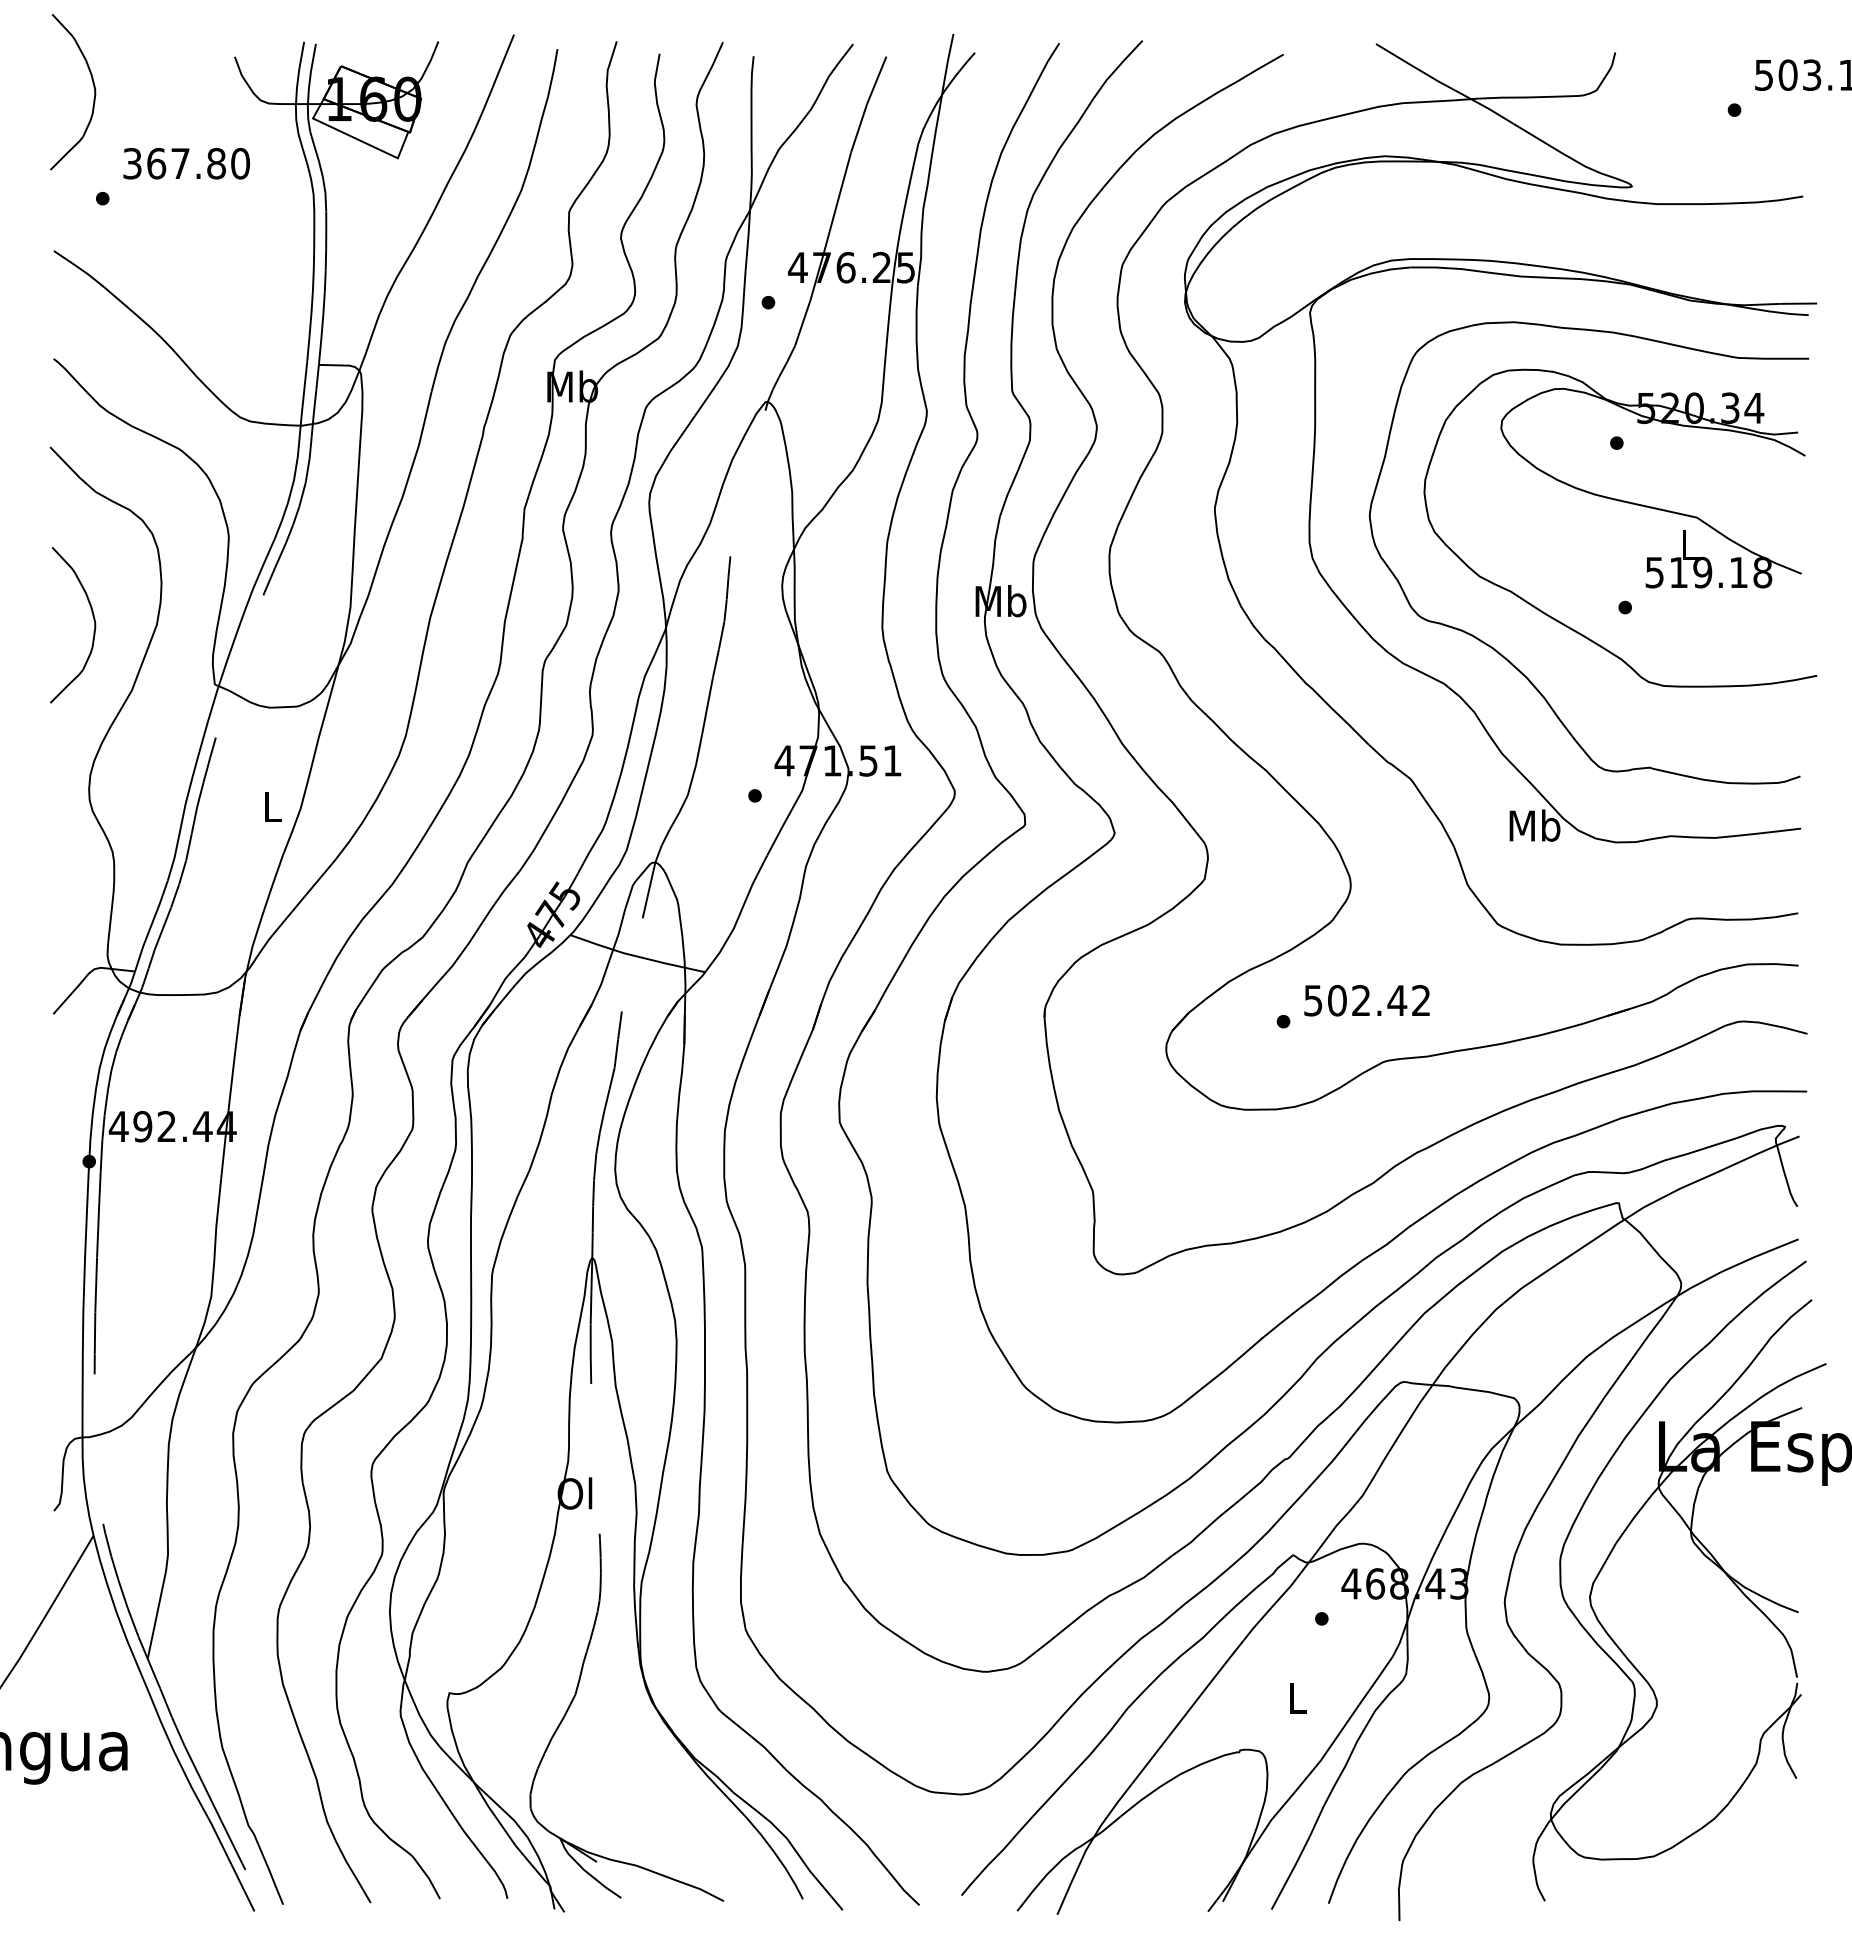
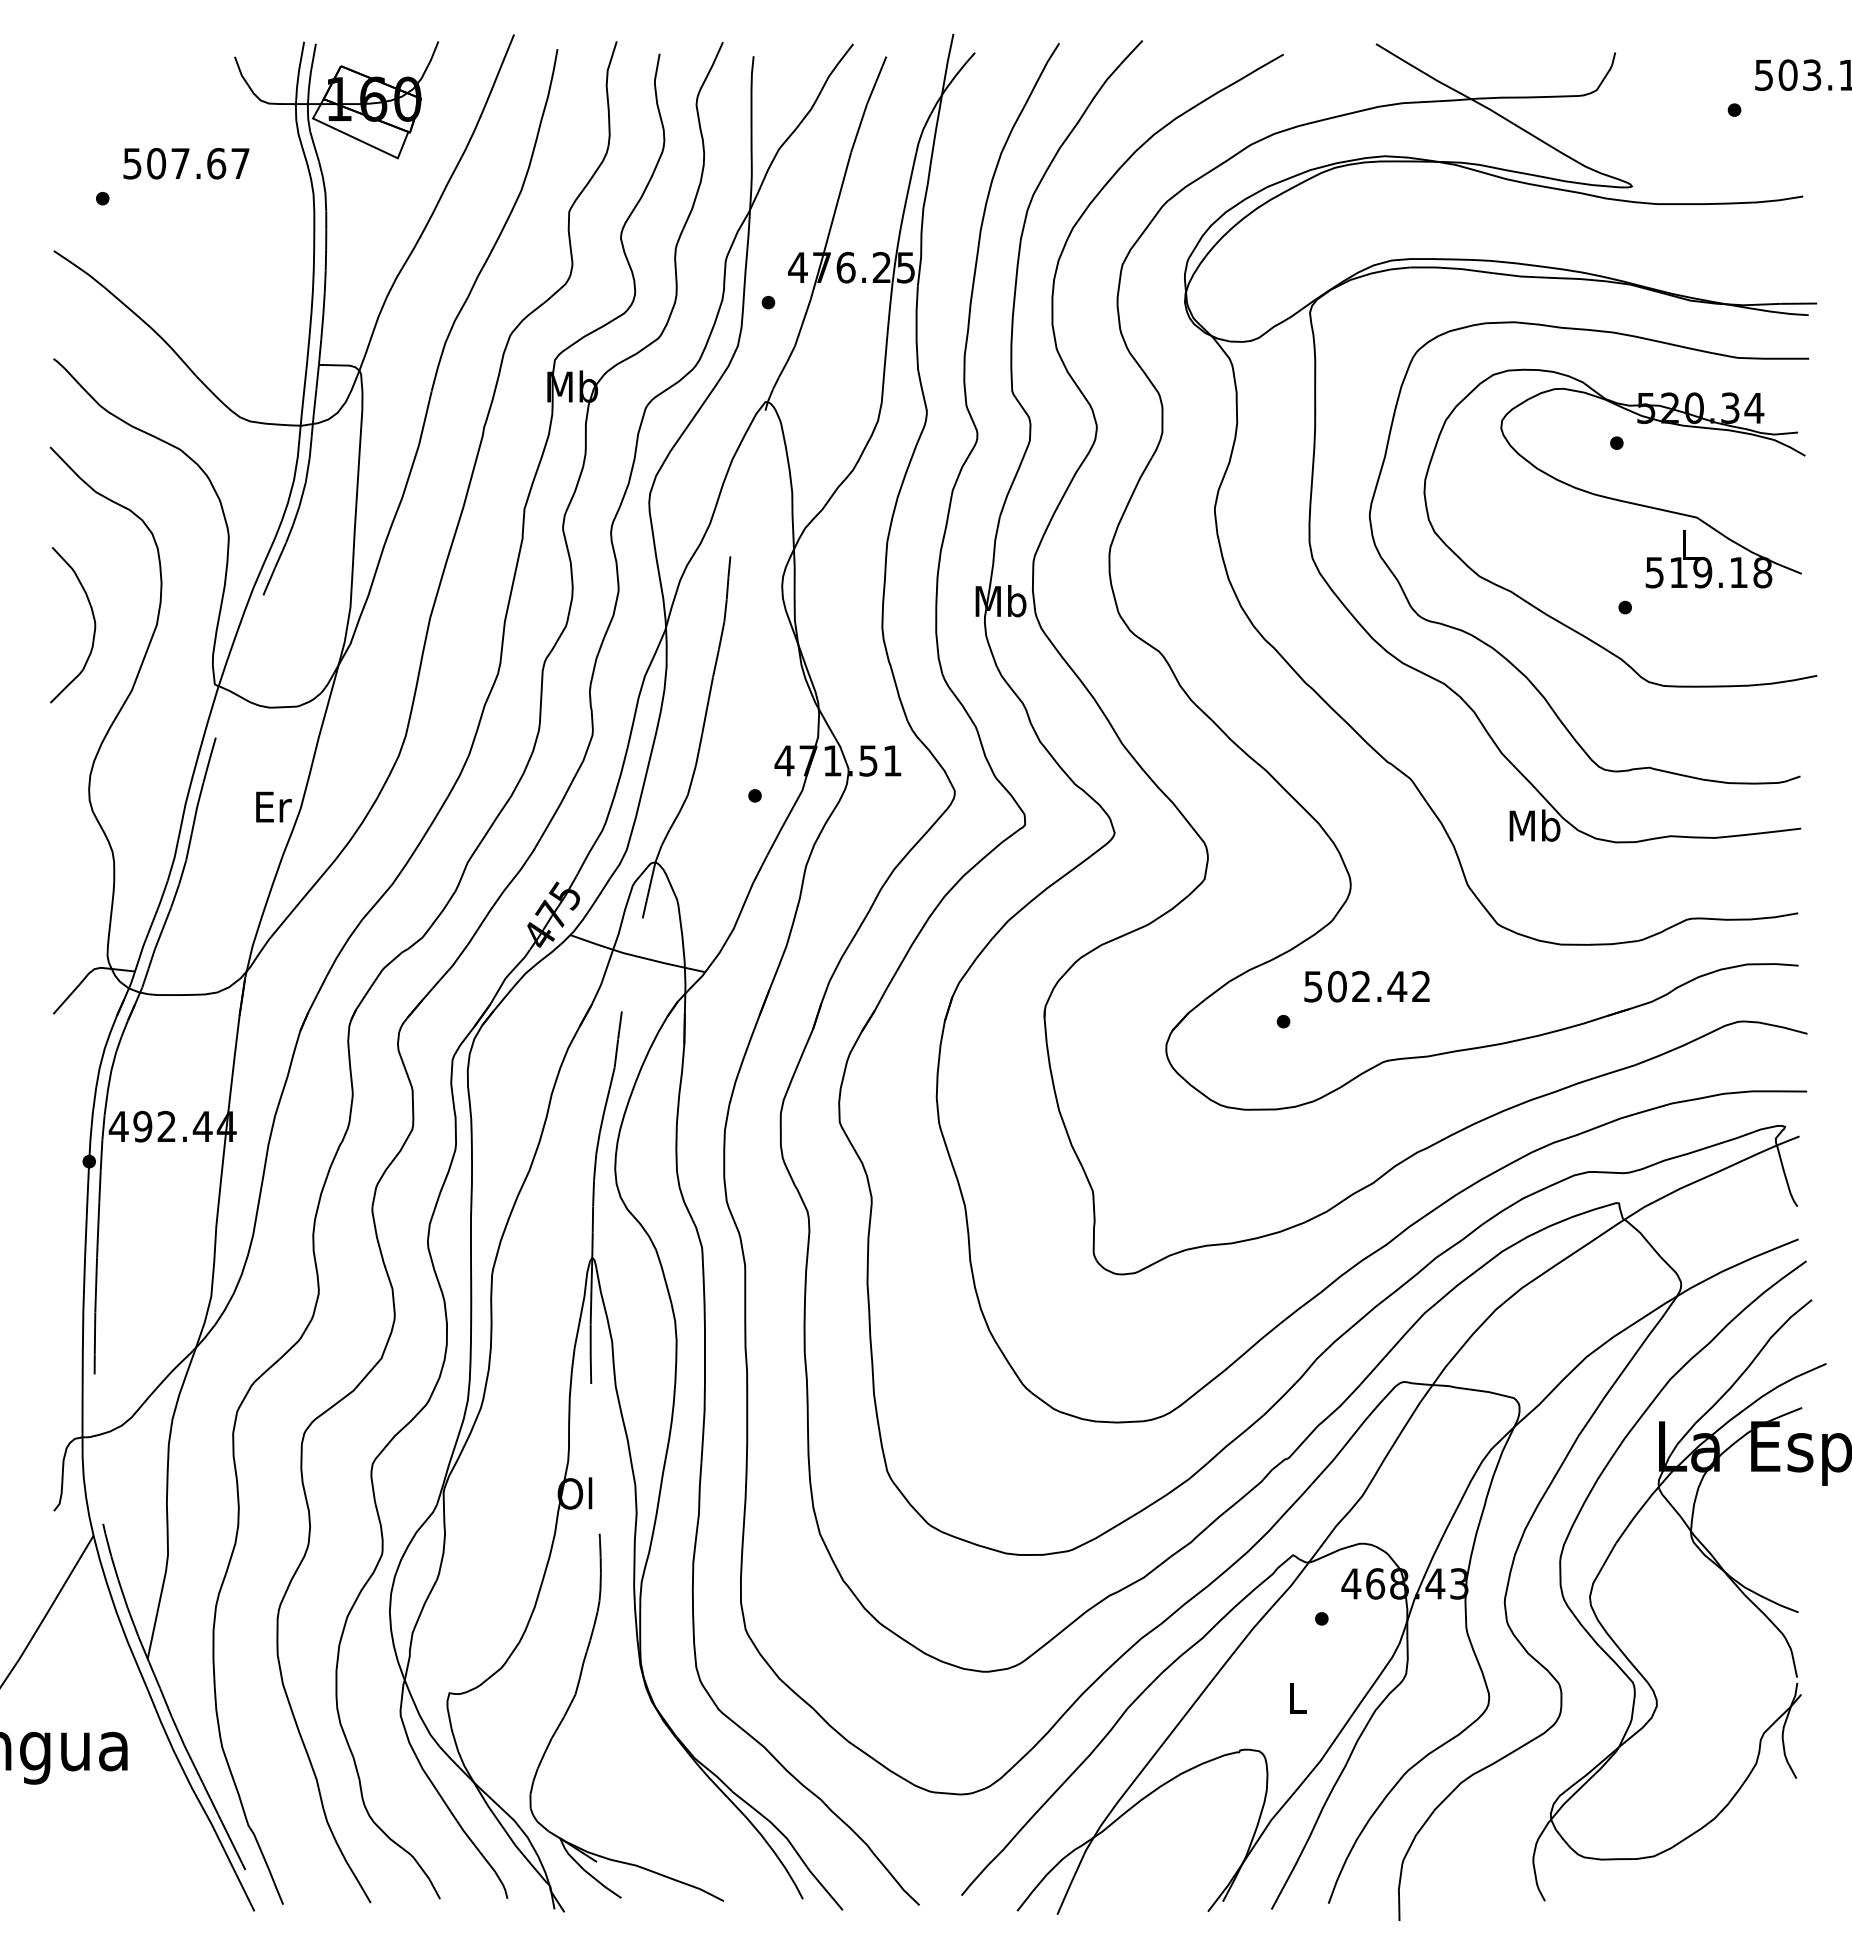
part: present -> none (93, 87)
text: 367.80 -> 507.67 (187, 163)
text: L -> Er (273, 806)
text position: (1366, 1000) -> (1366, 986) (1366, 986)
